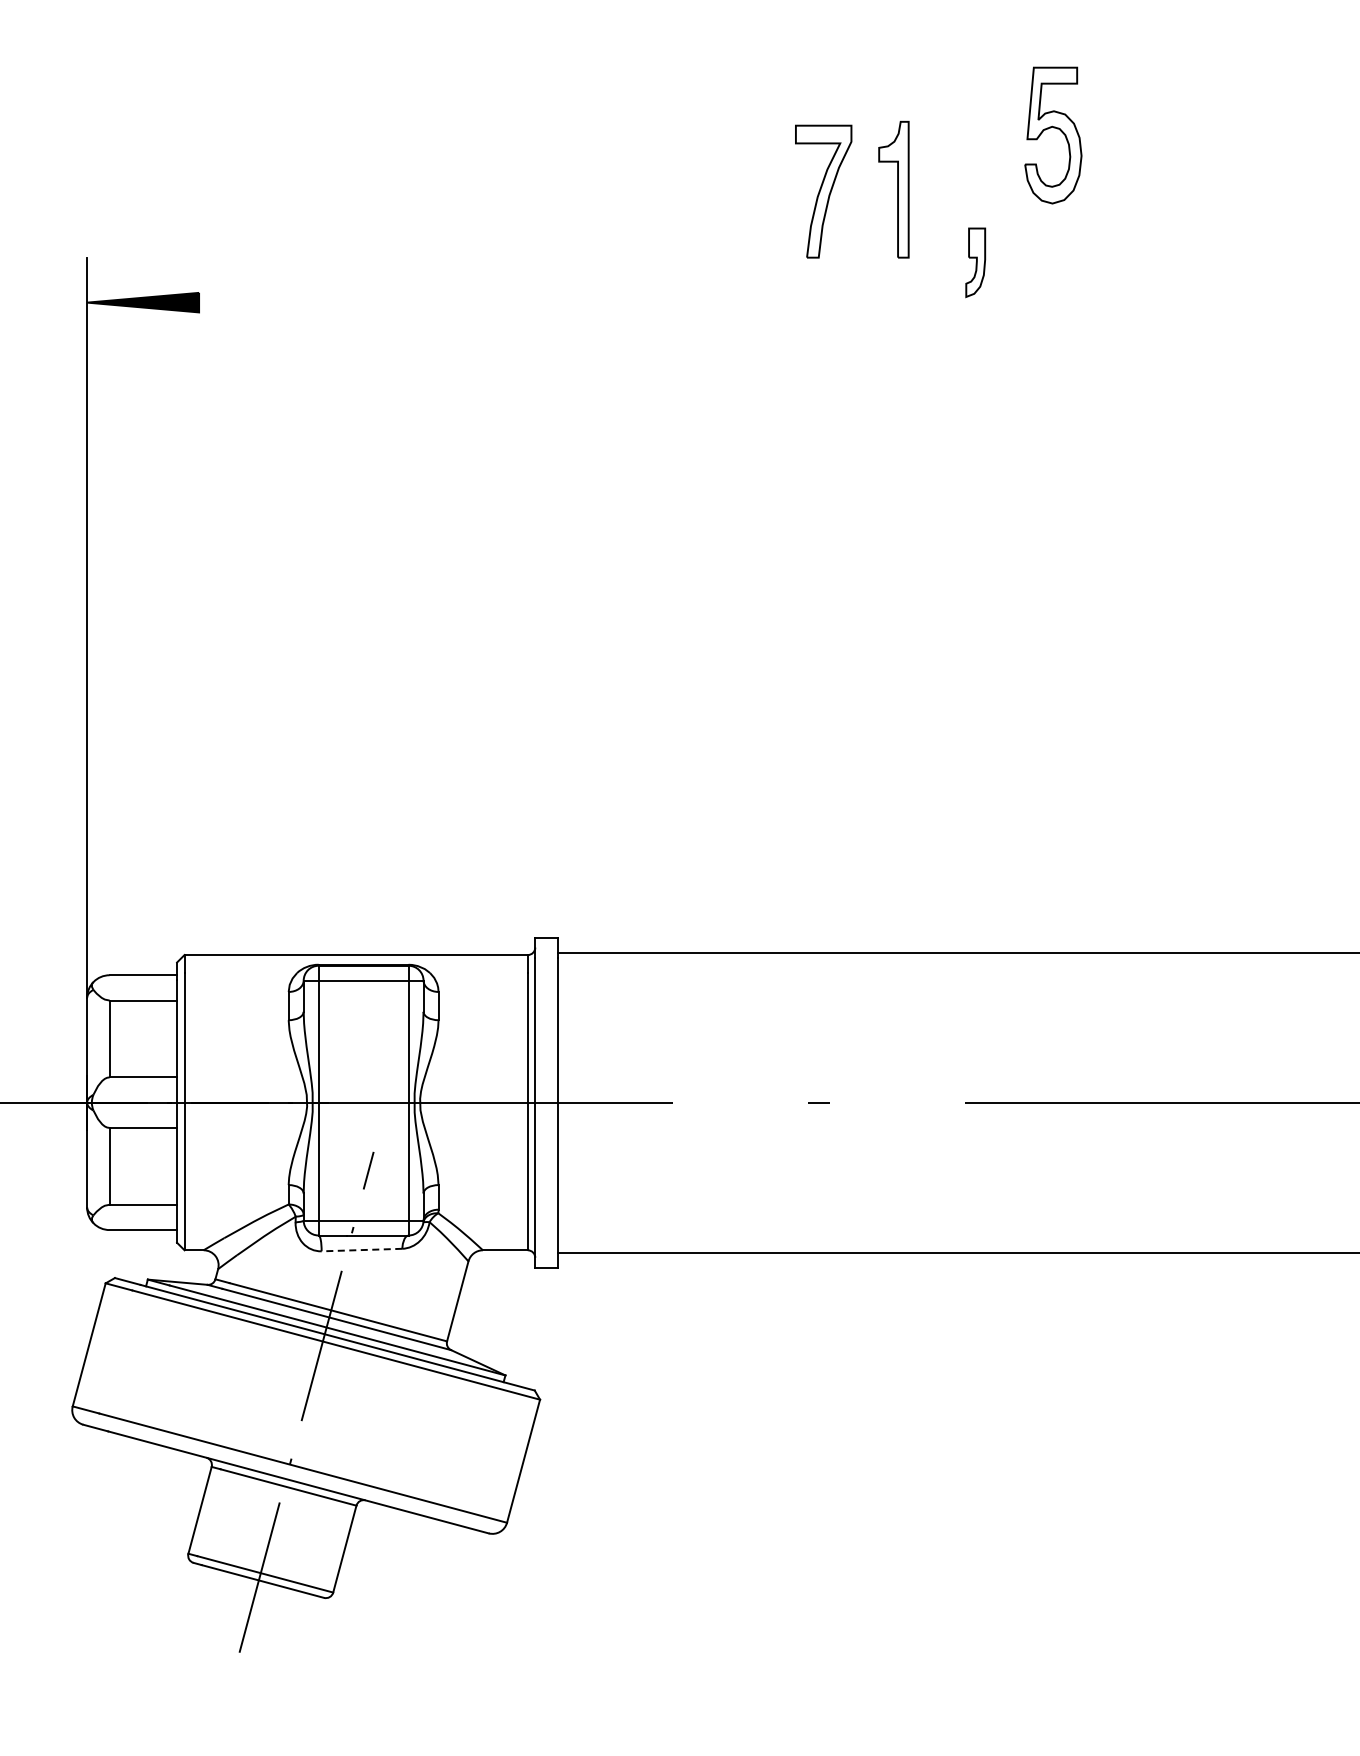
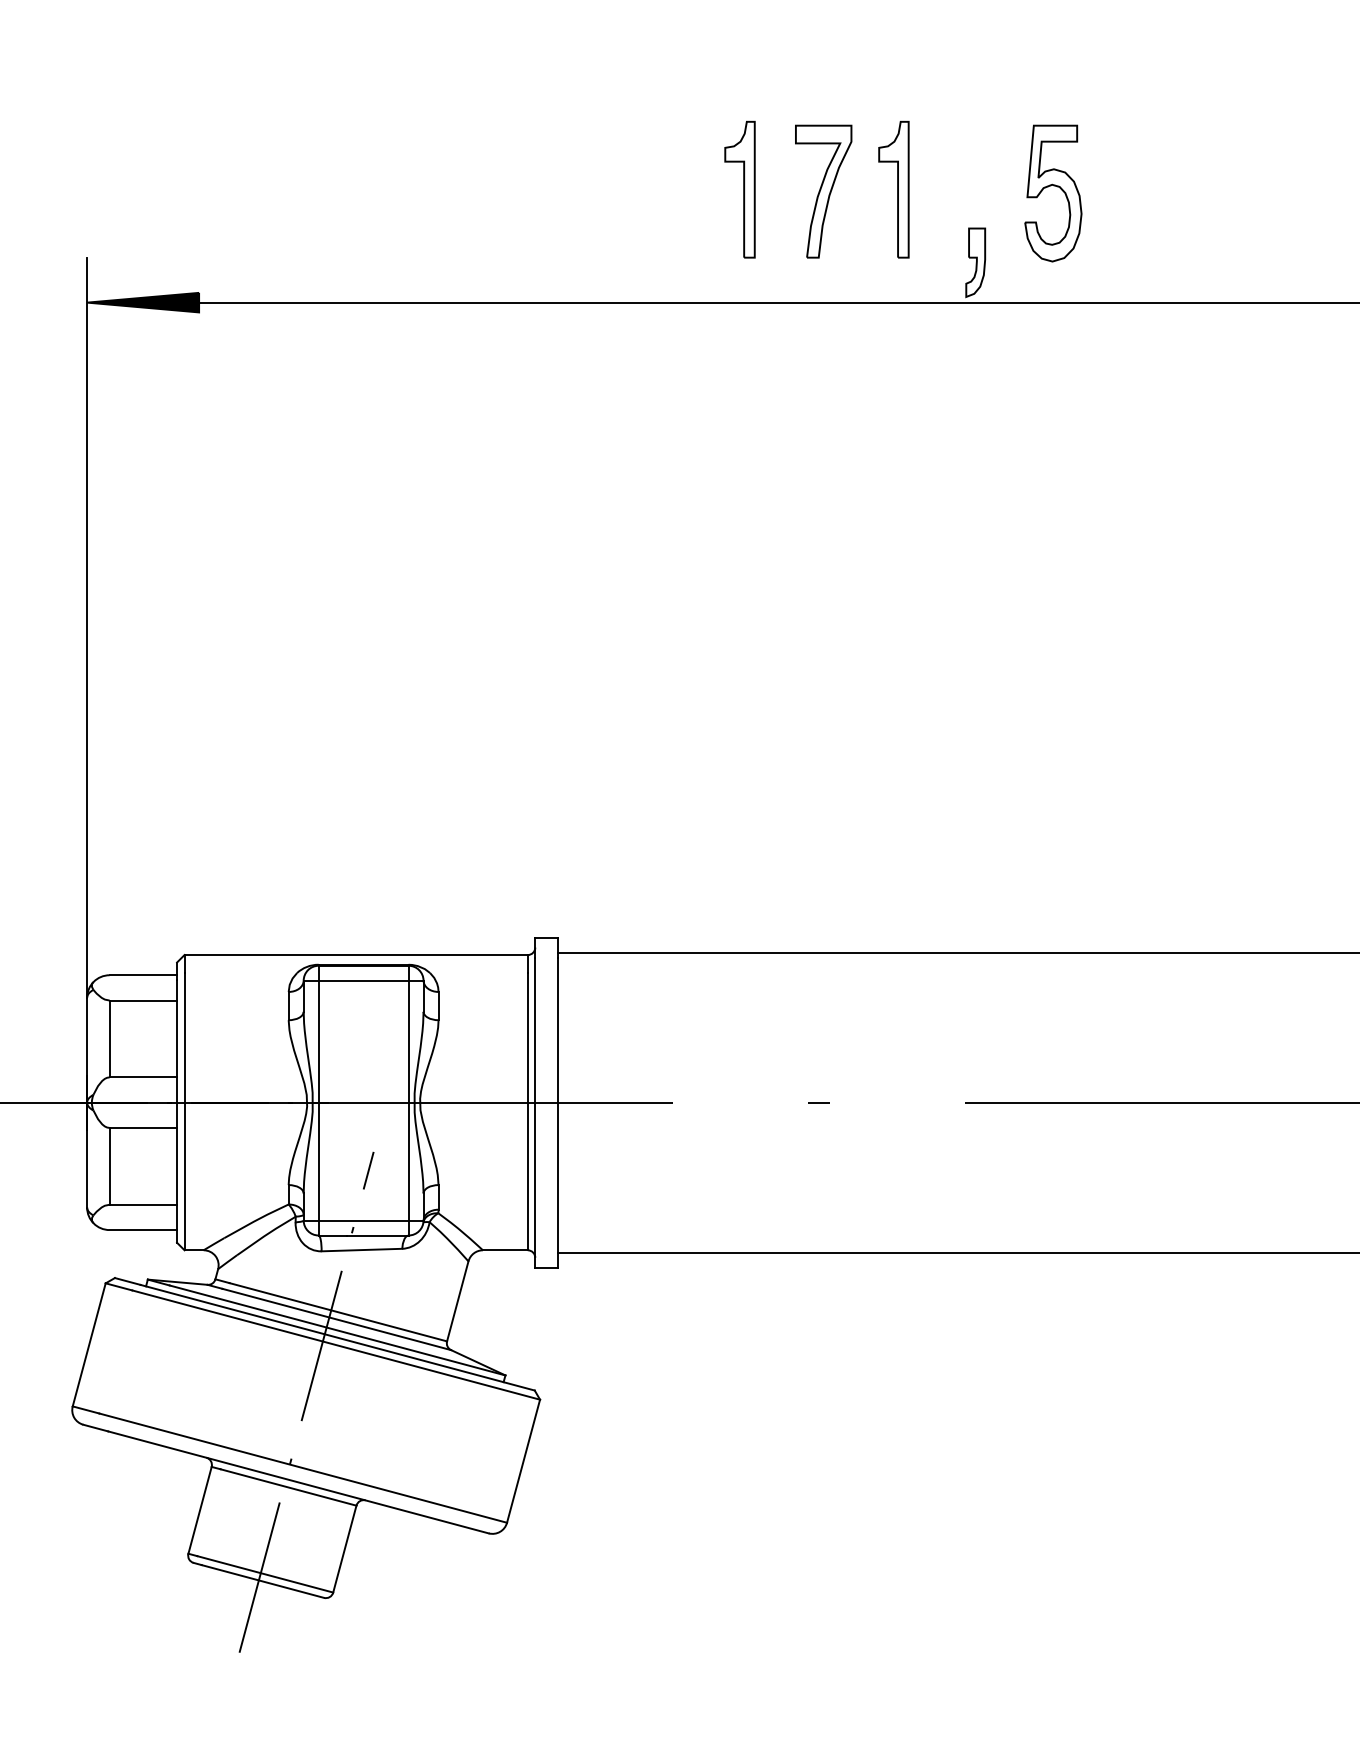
part position: (1053, 128) -> (1053, 186) (1053, 186)
part: none -> present (739, 189)
line: none -> present (777, 302)
line: dashed -> solid (361, 1250)
